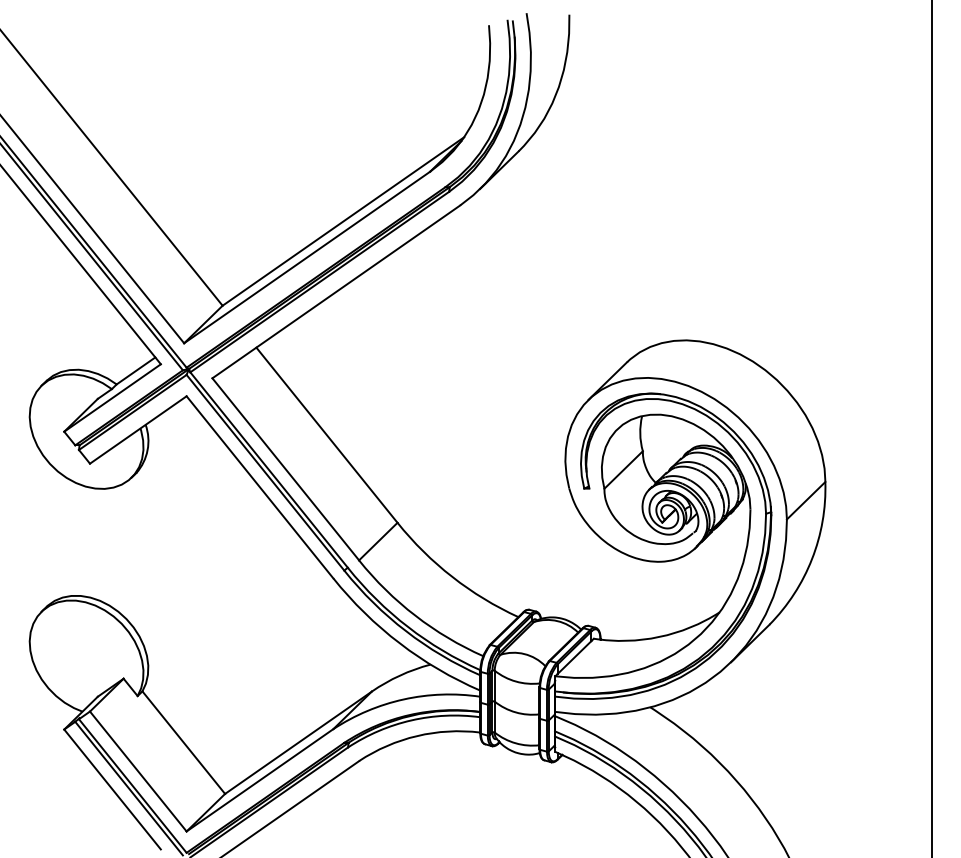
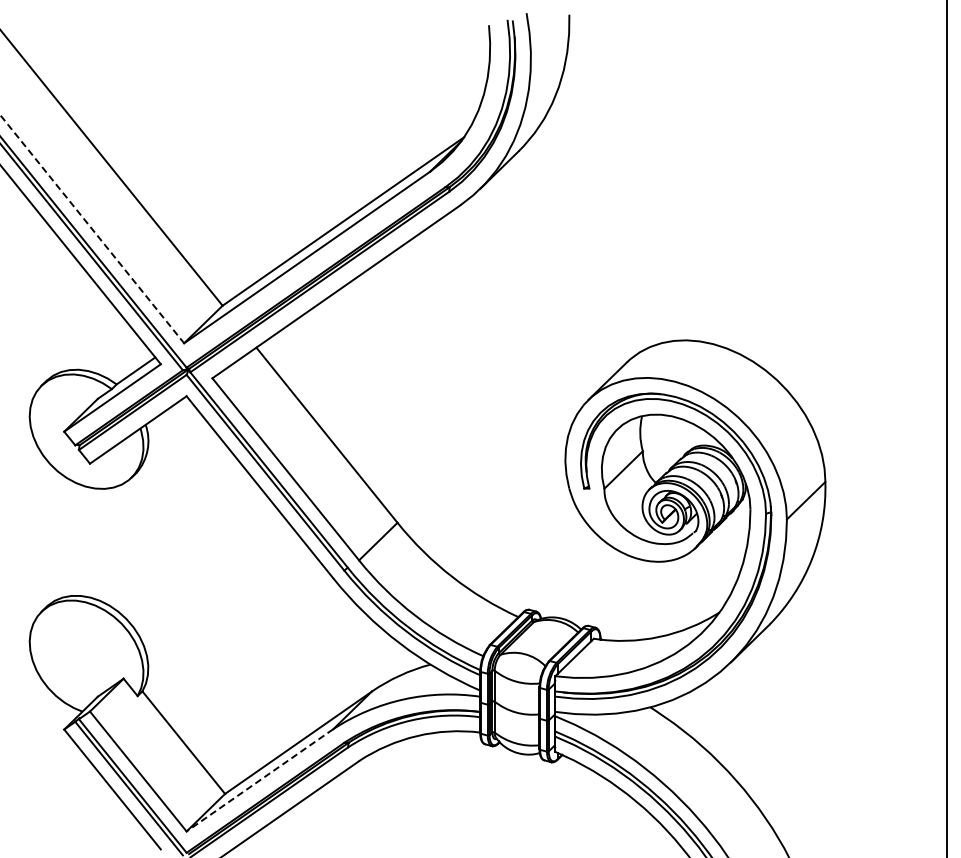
line: solid -> dashed (92, 229)
line position: (932, 428) -> (947, 428) (947, 428)
line: solid -> dashed (259, 780)
